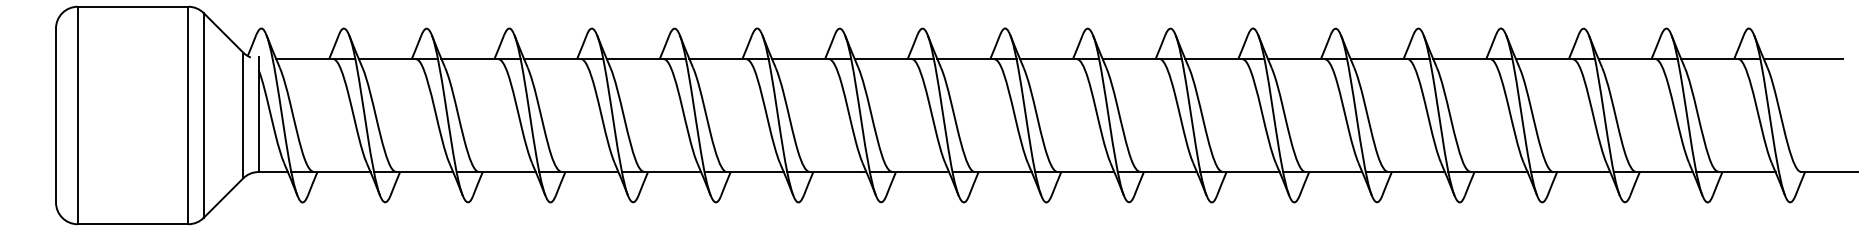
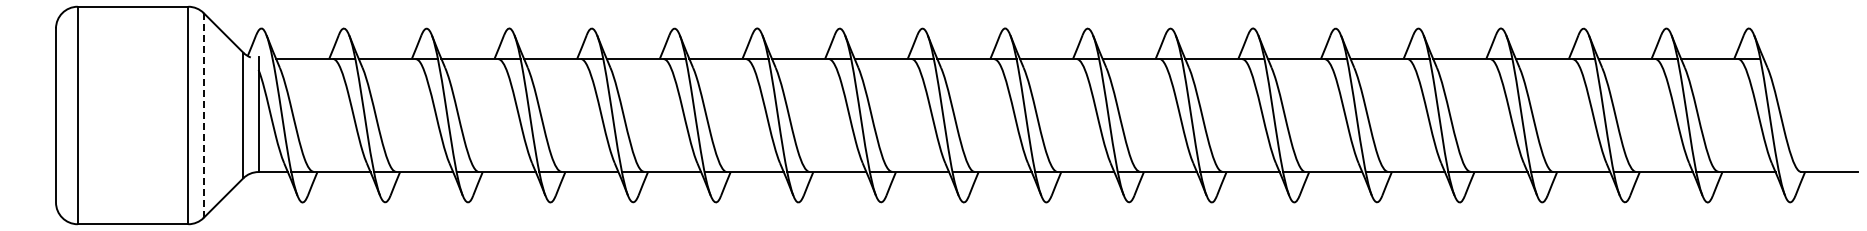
line: present -> none (1803, 58)
line: solid -> dashed (203, 116)
